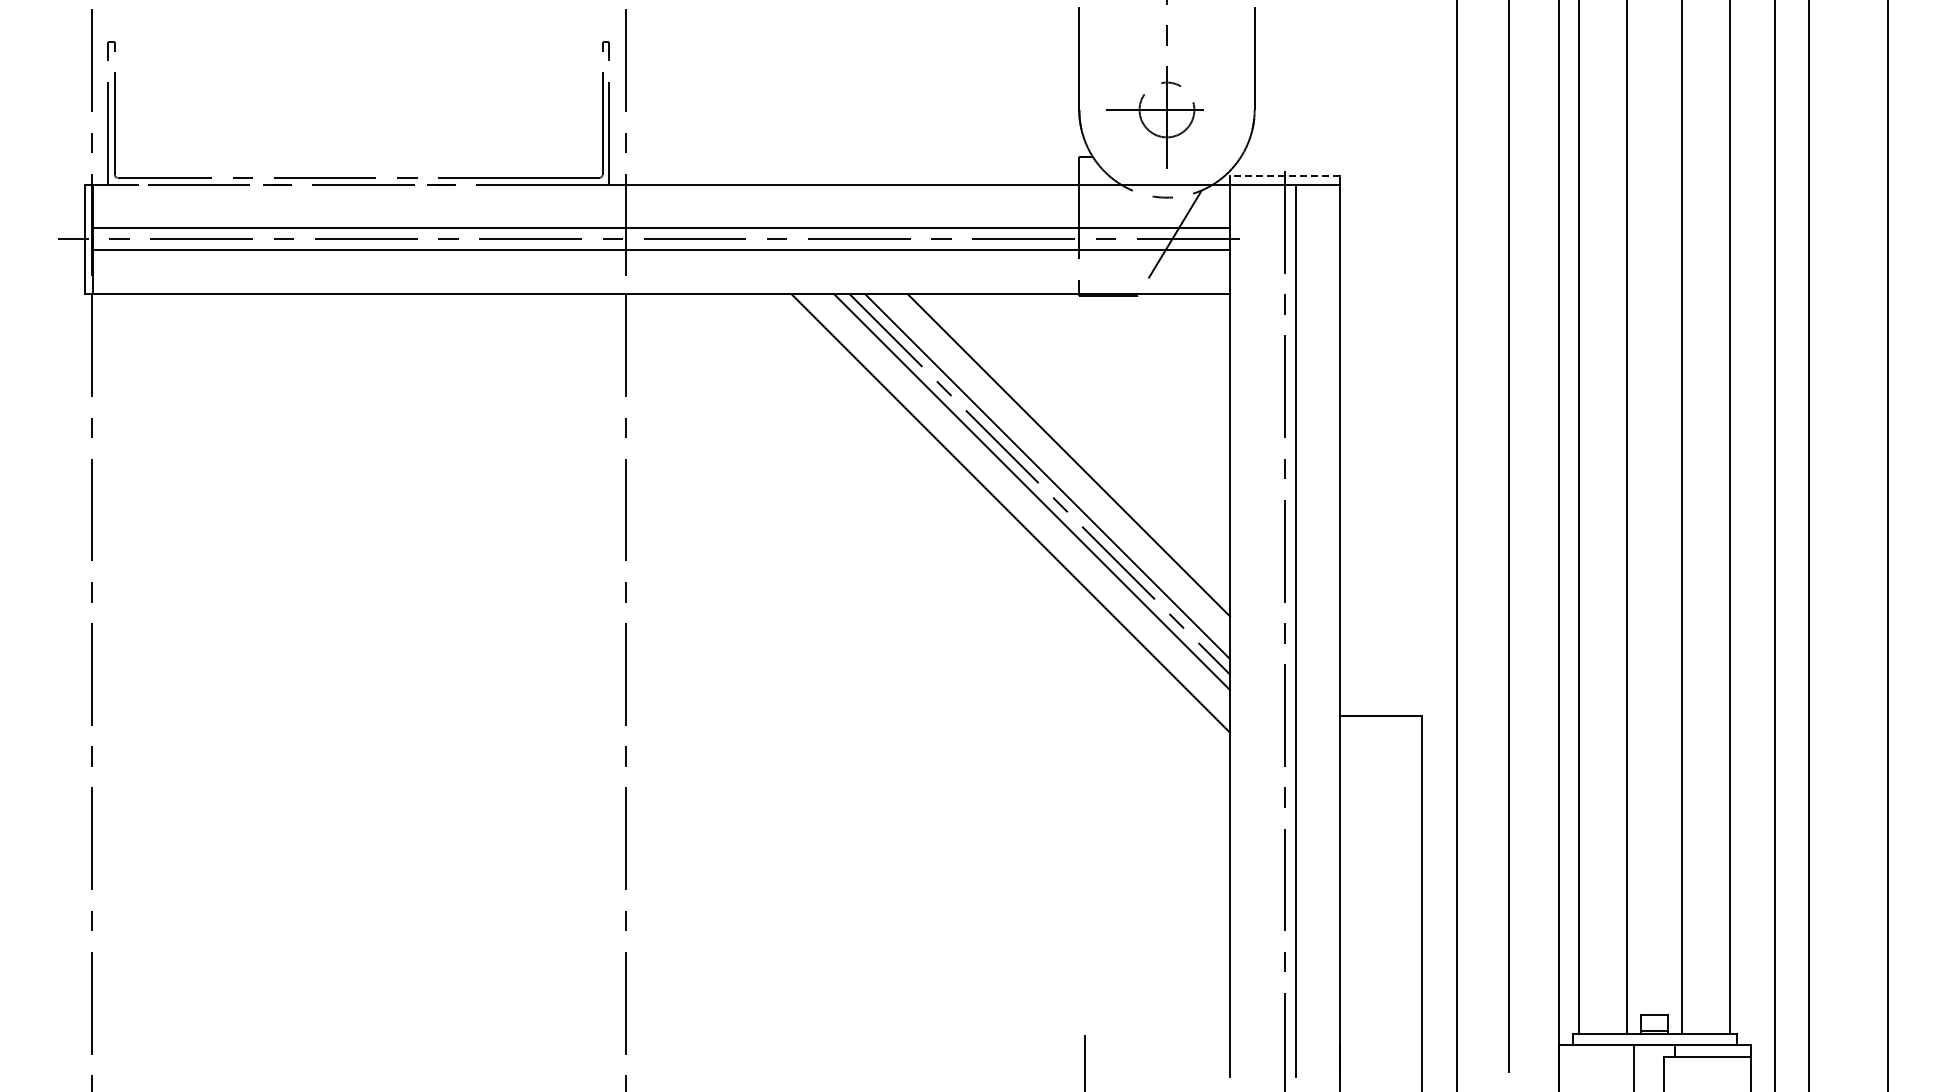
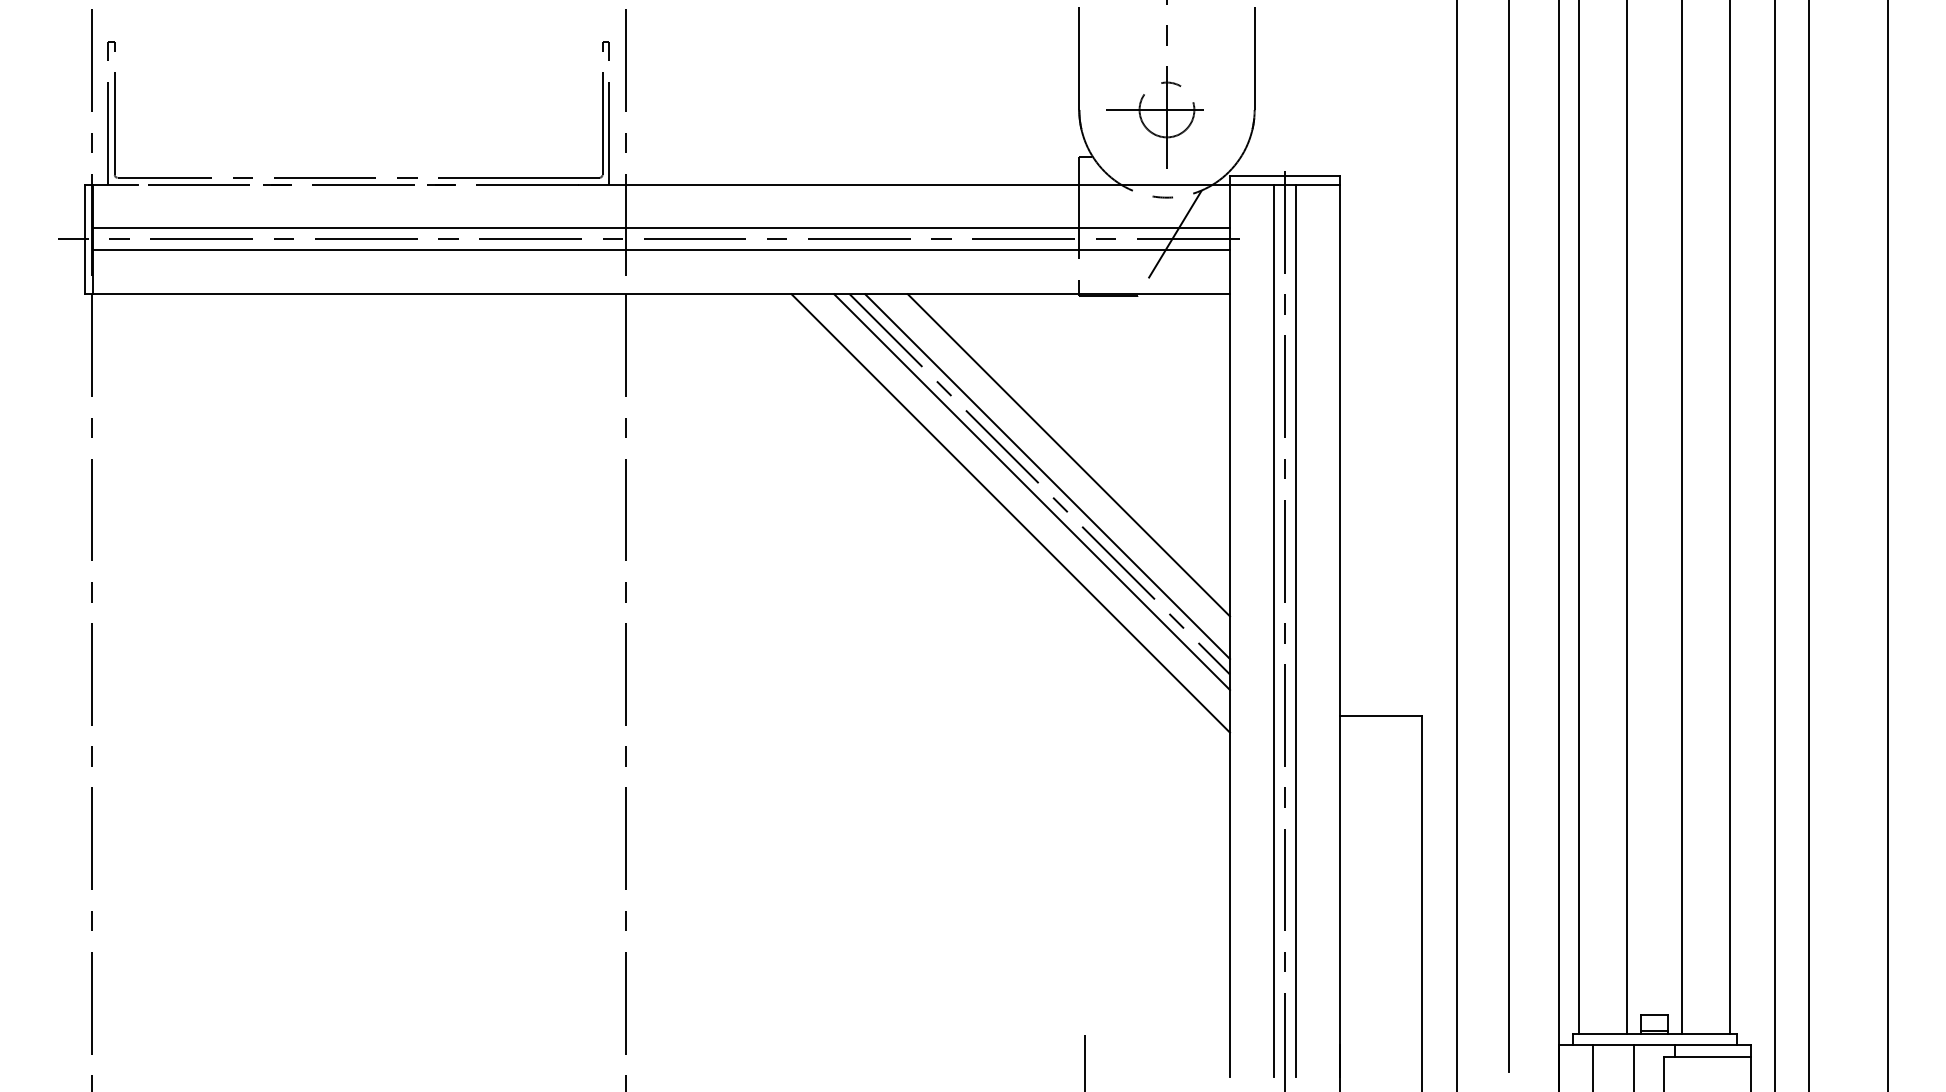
line: dashed -> solid (1284, 176)
line: none -> present (1273, 630)
line: none -> present (1593, 1066)
